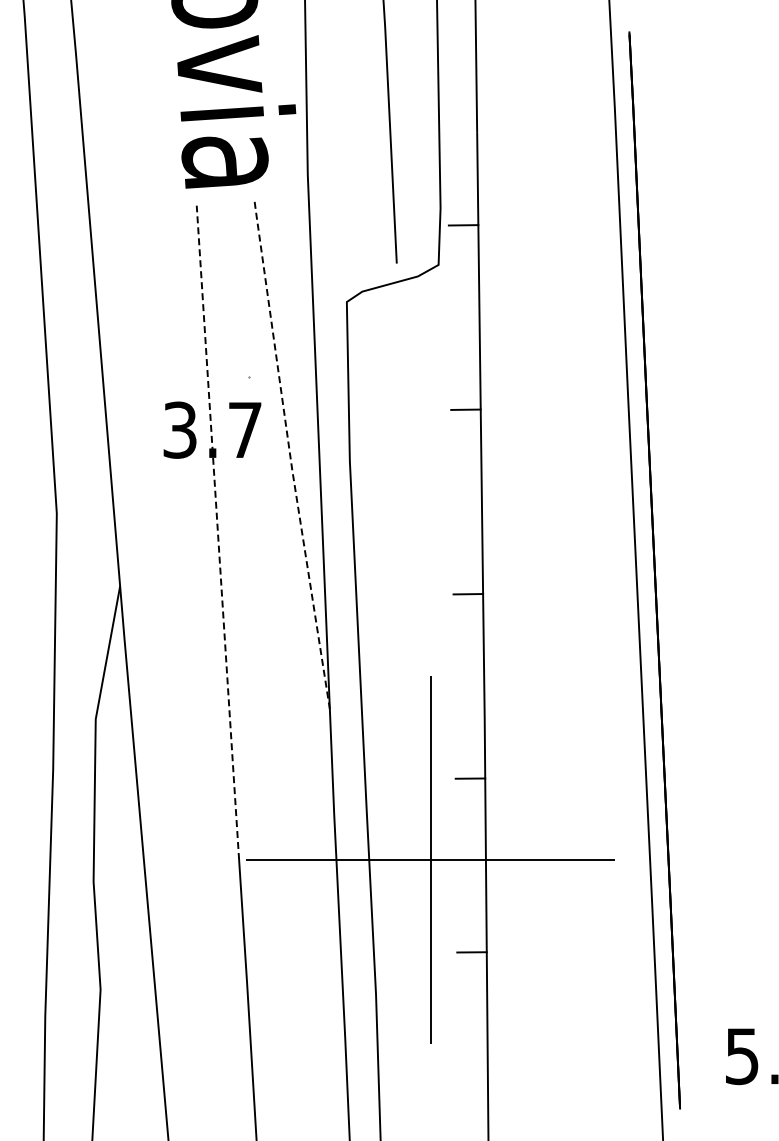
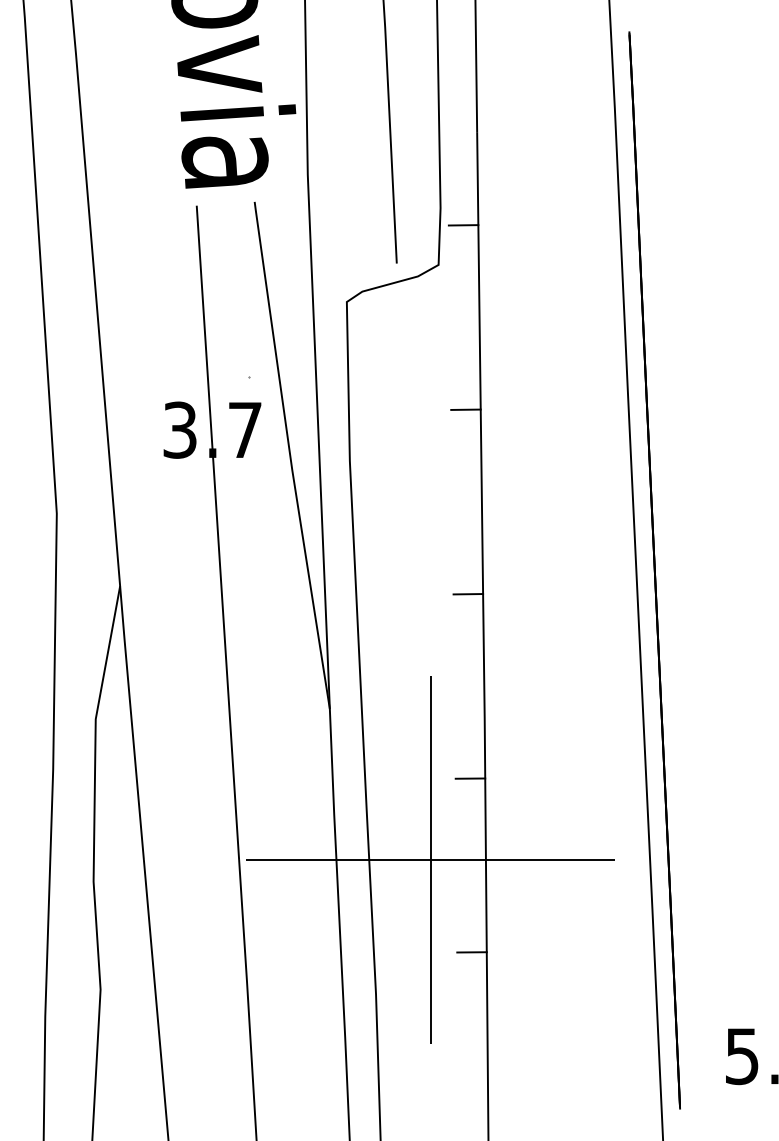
line: dashed -> solid (290, 455)
line: dashed -> solid (217, 532)
